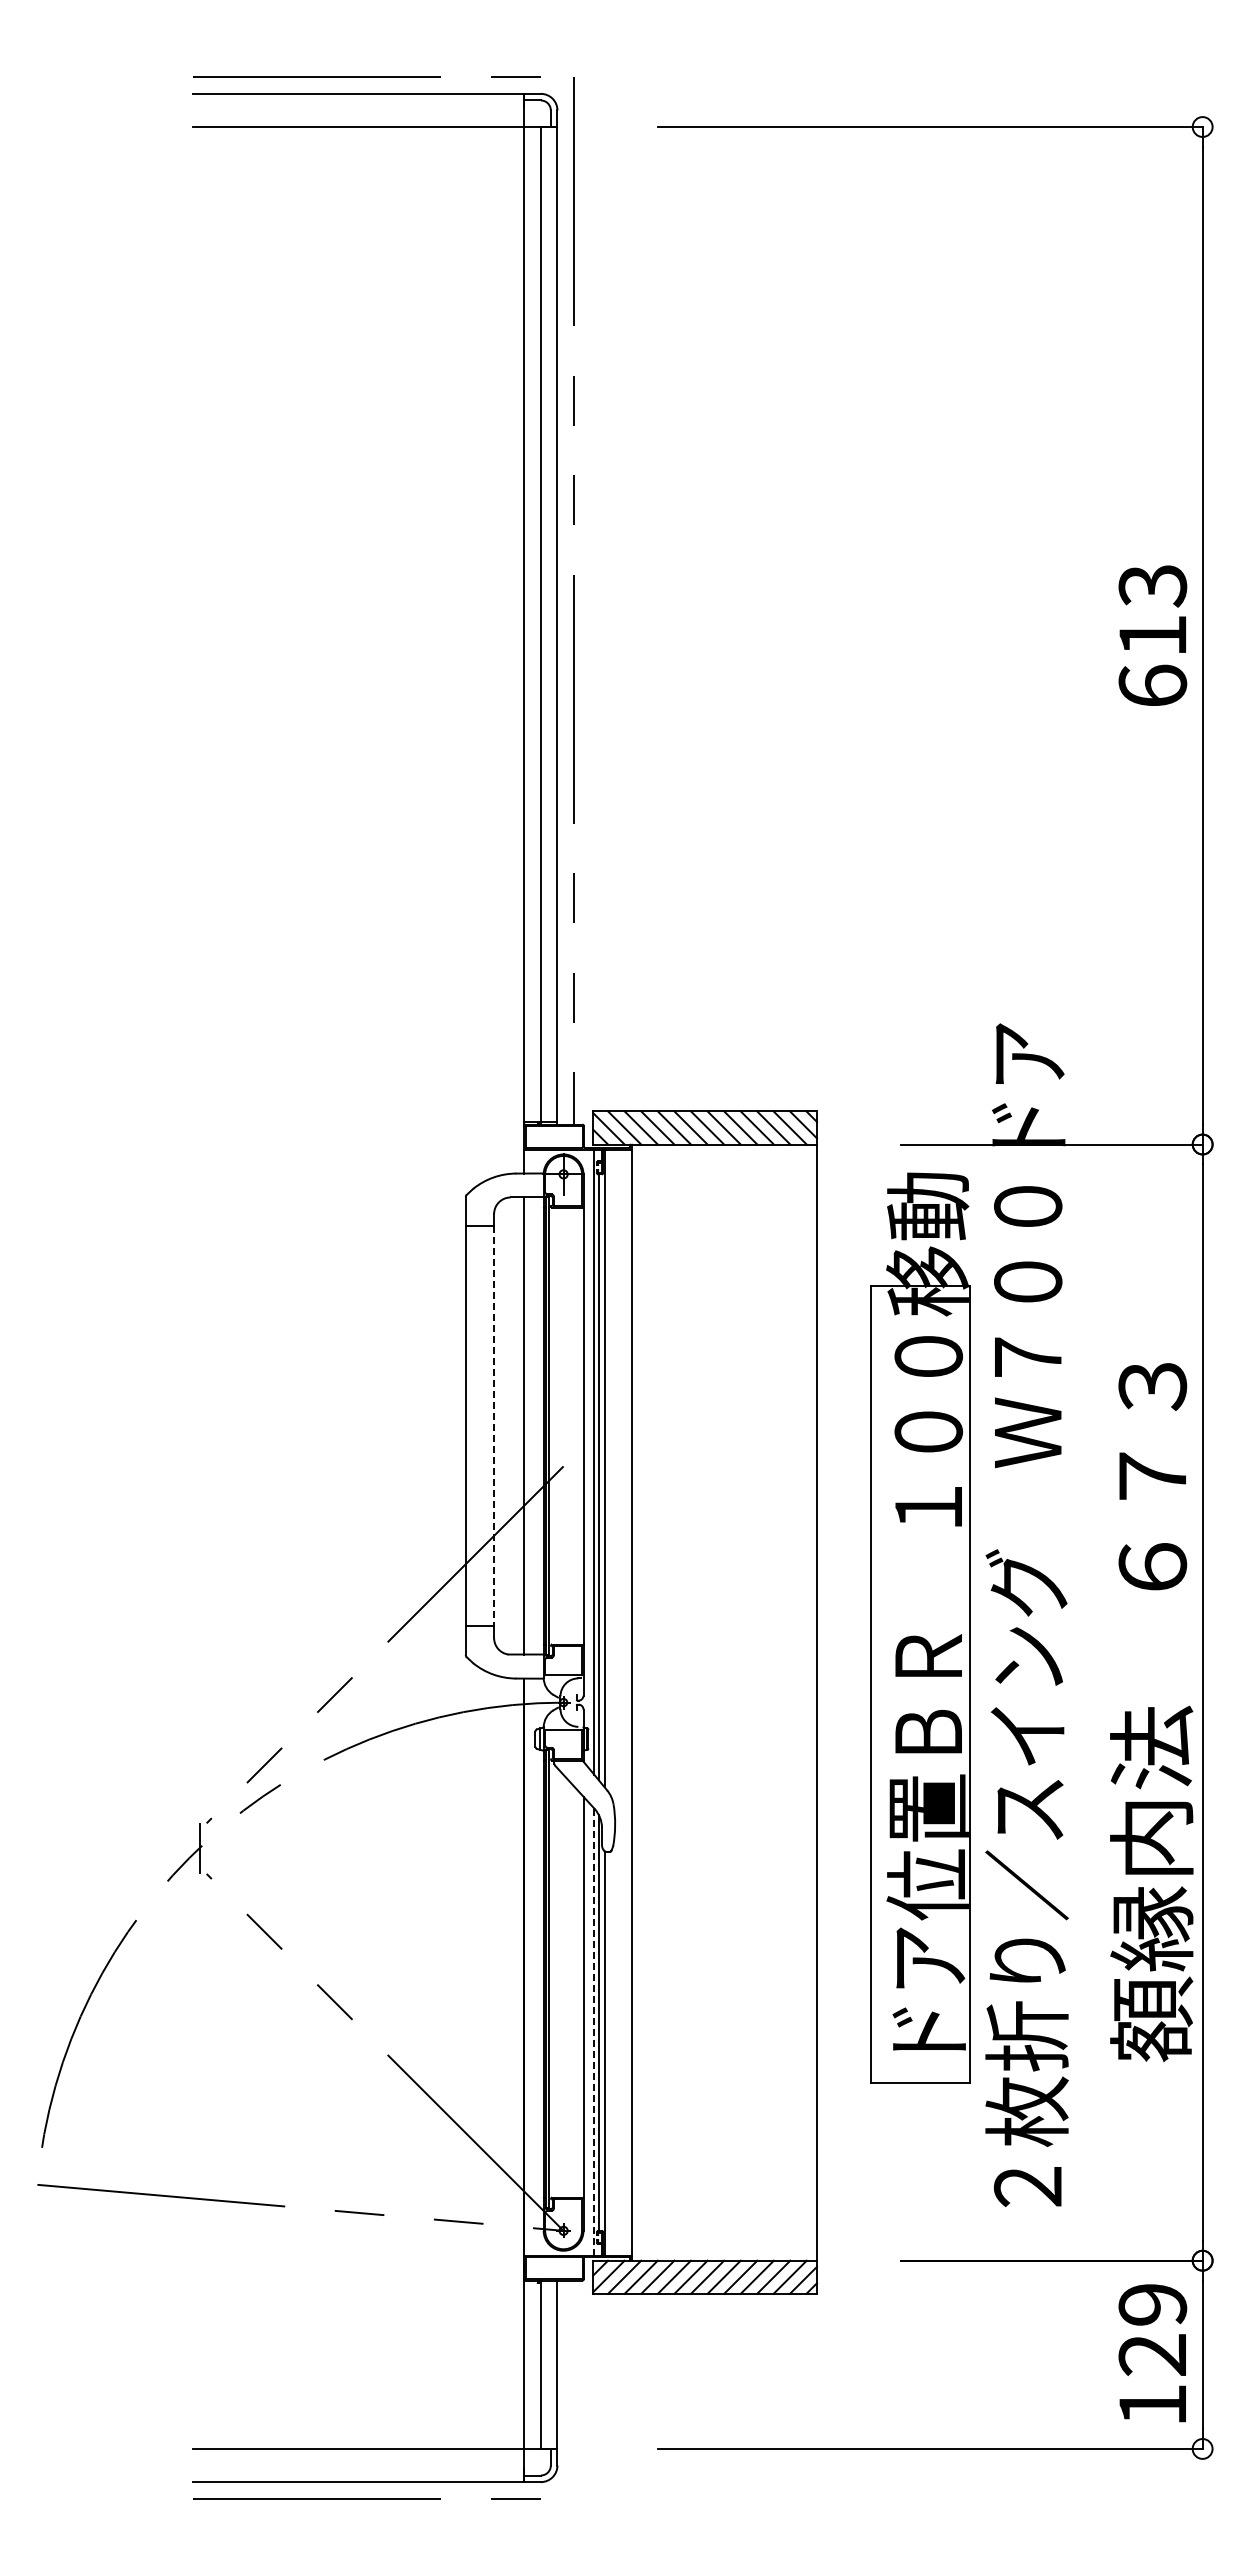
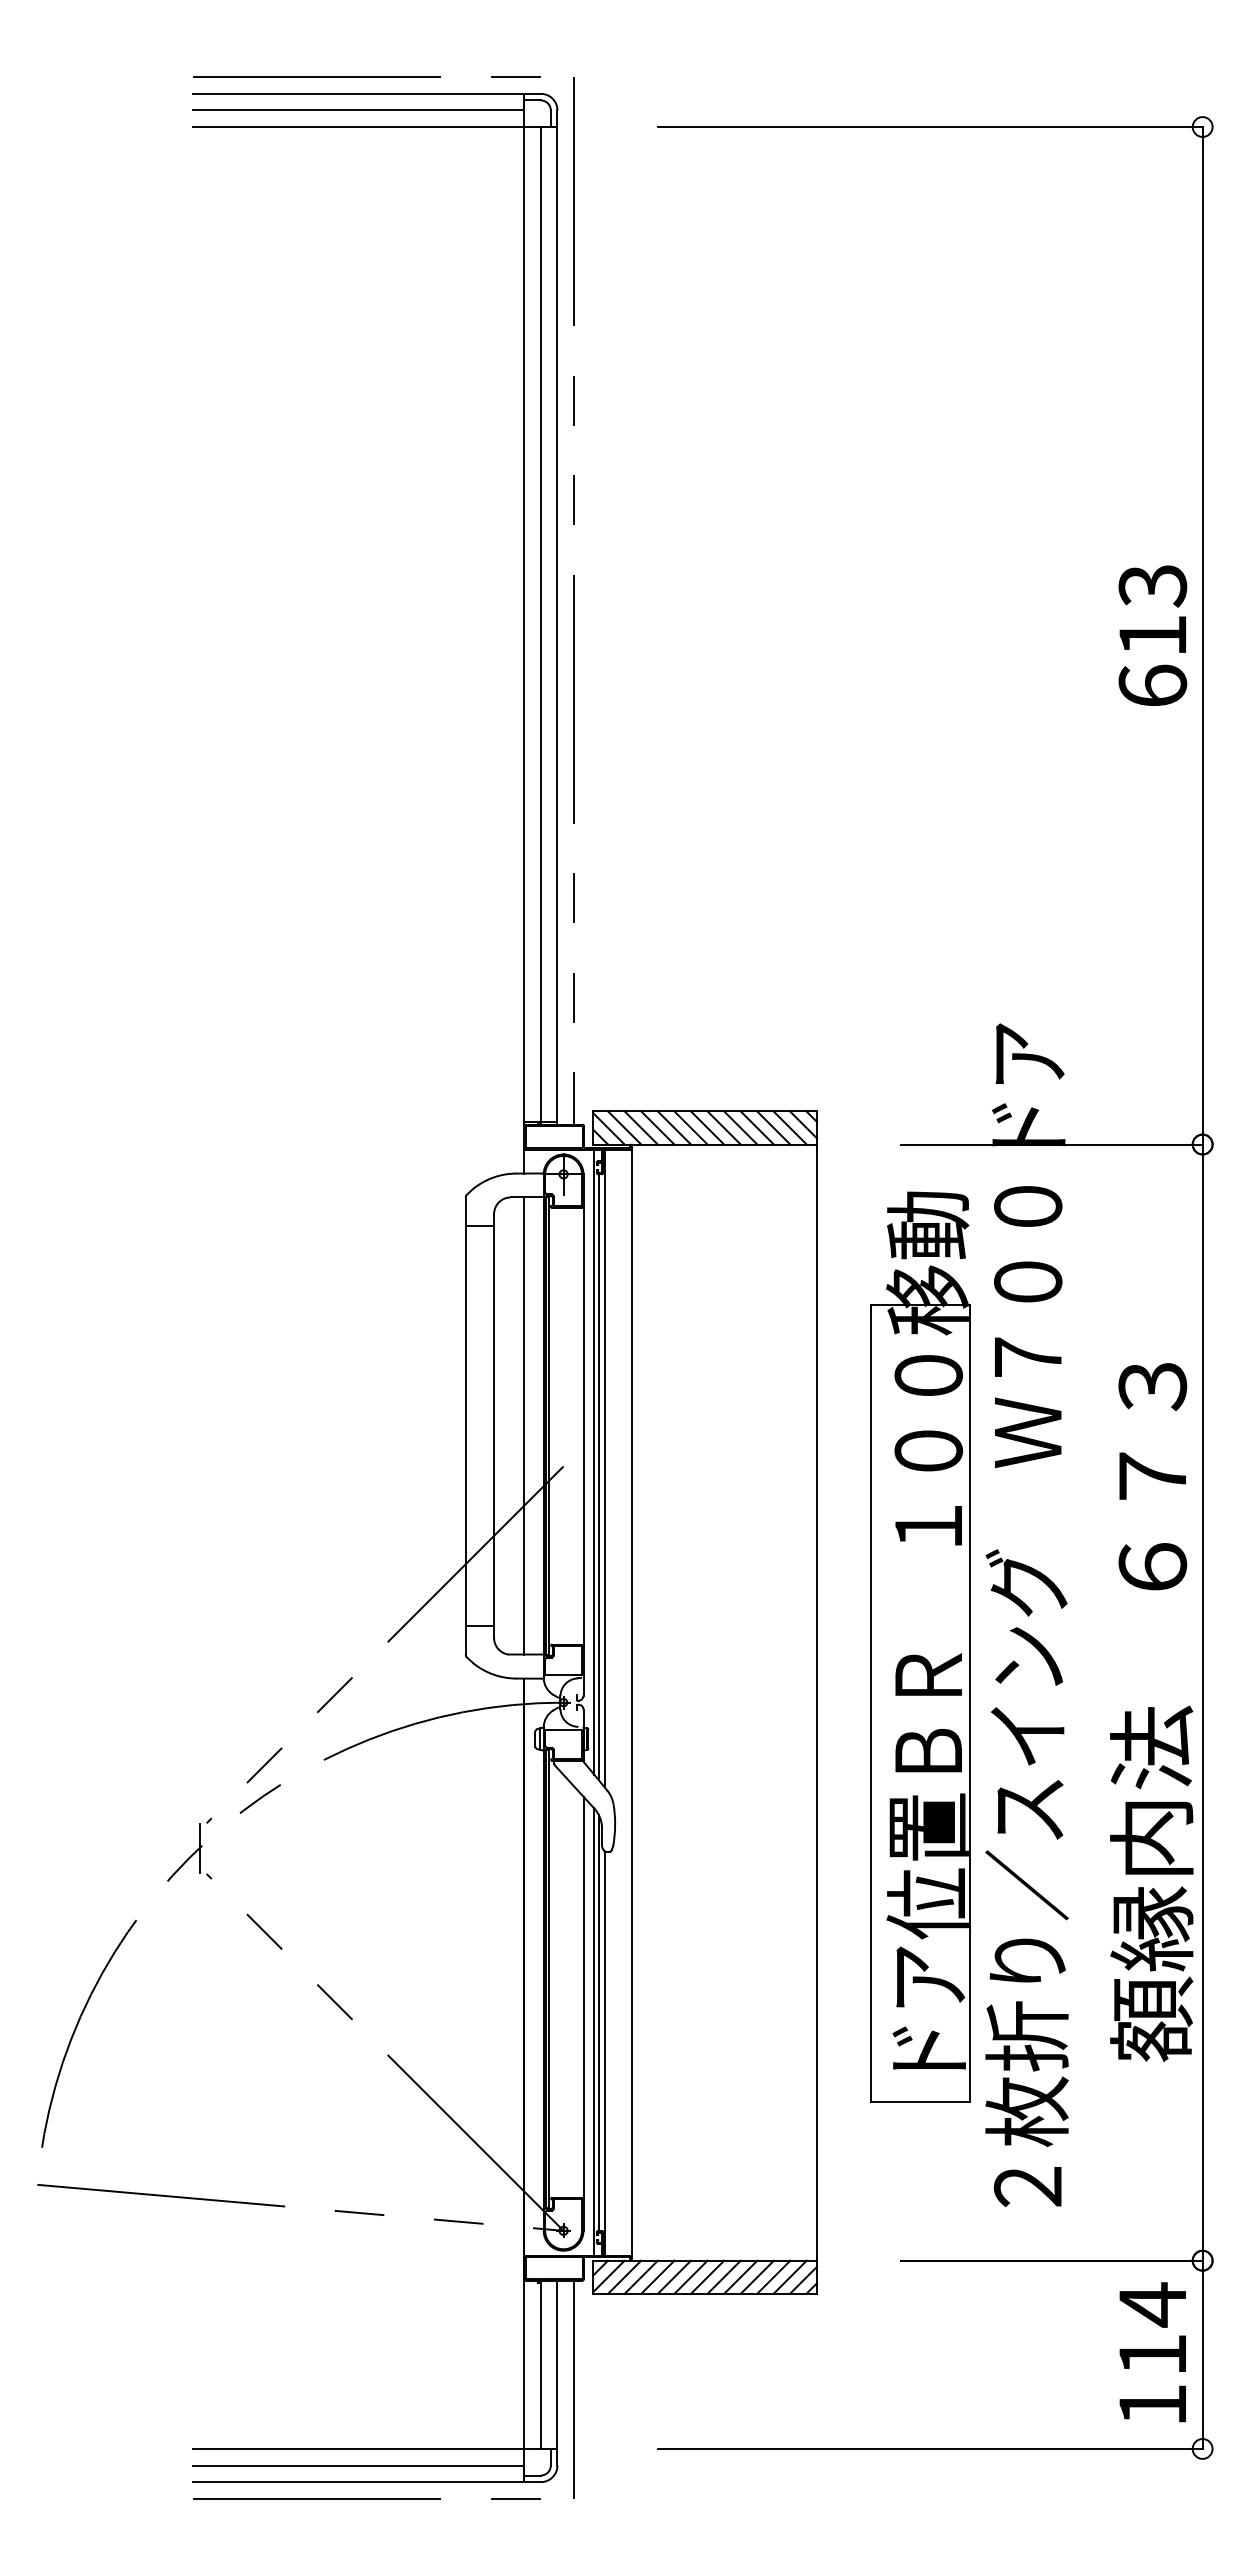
line: none -> present (358, 110)
line: dashed -> solid (493, 1426)
part position: (920, 1627) -> (920, 1646) (920, 1646)
line: dashed -> solid (594, 2032)
text: 129 -> 114 (1152, 2328)
line: none -> present (574, 2389)
line: none -> present (358, 2465)
